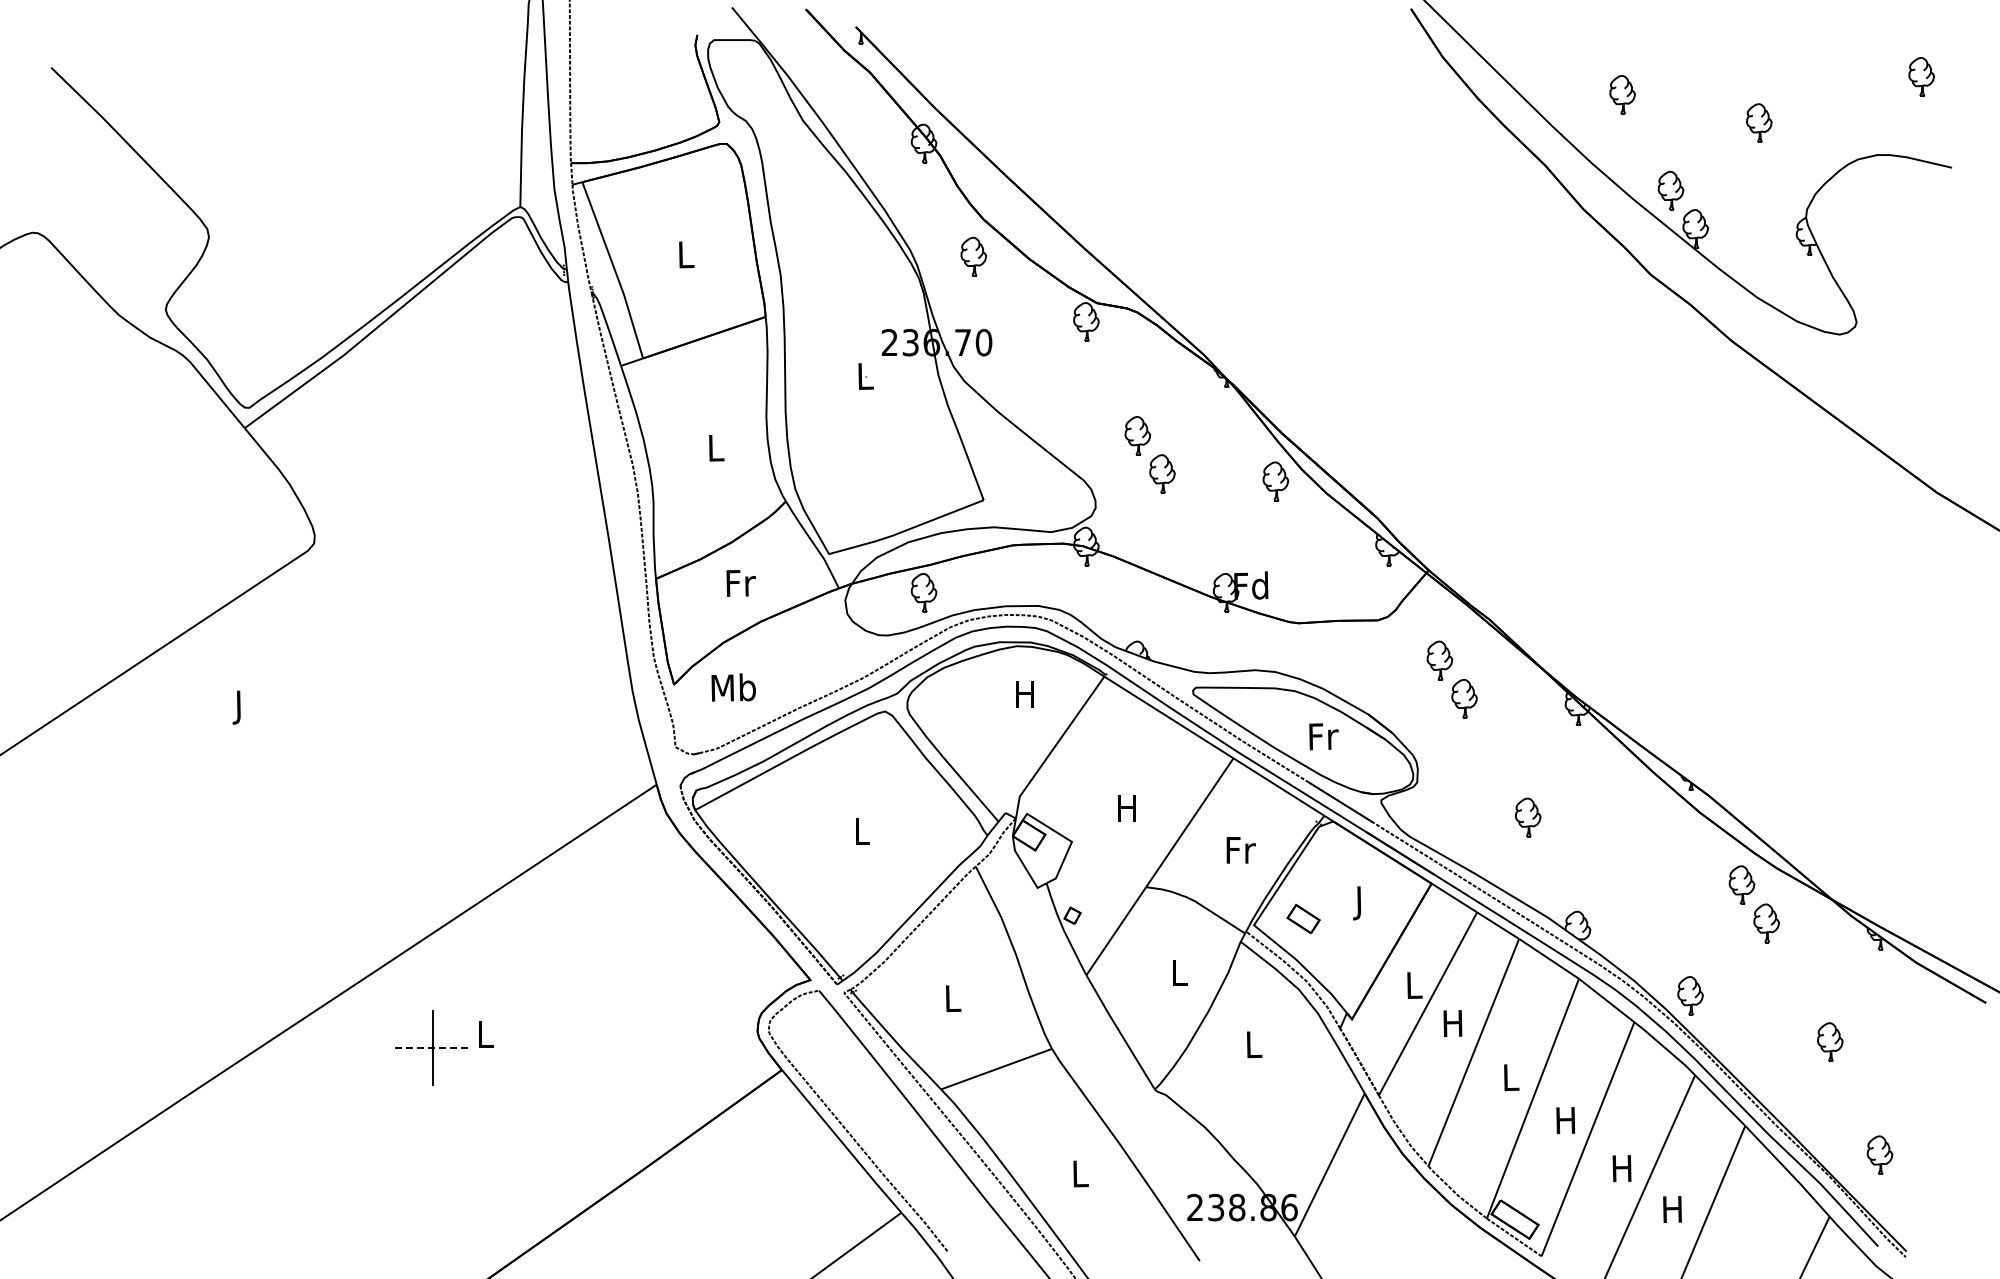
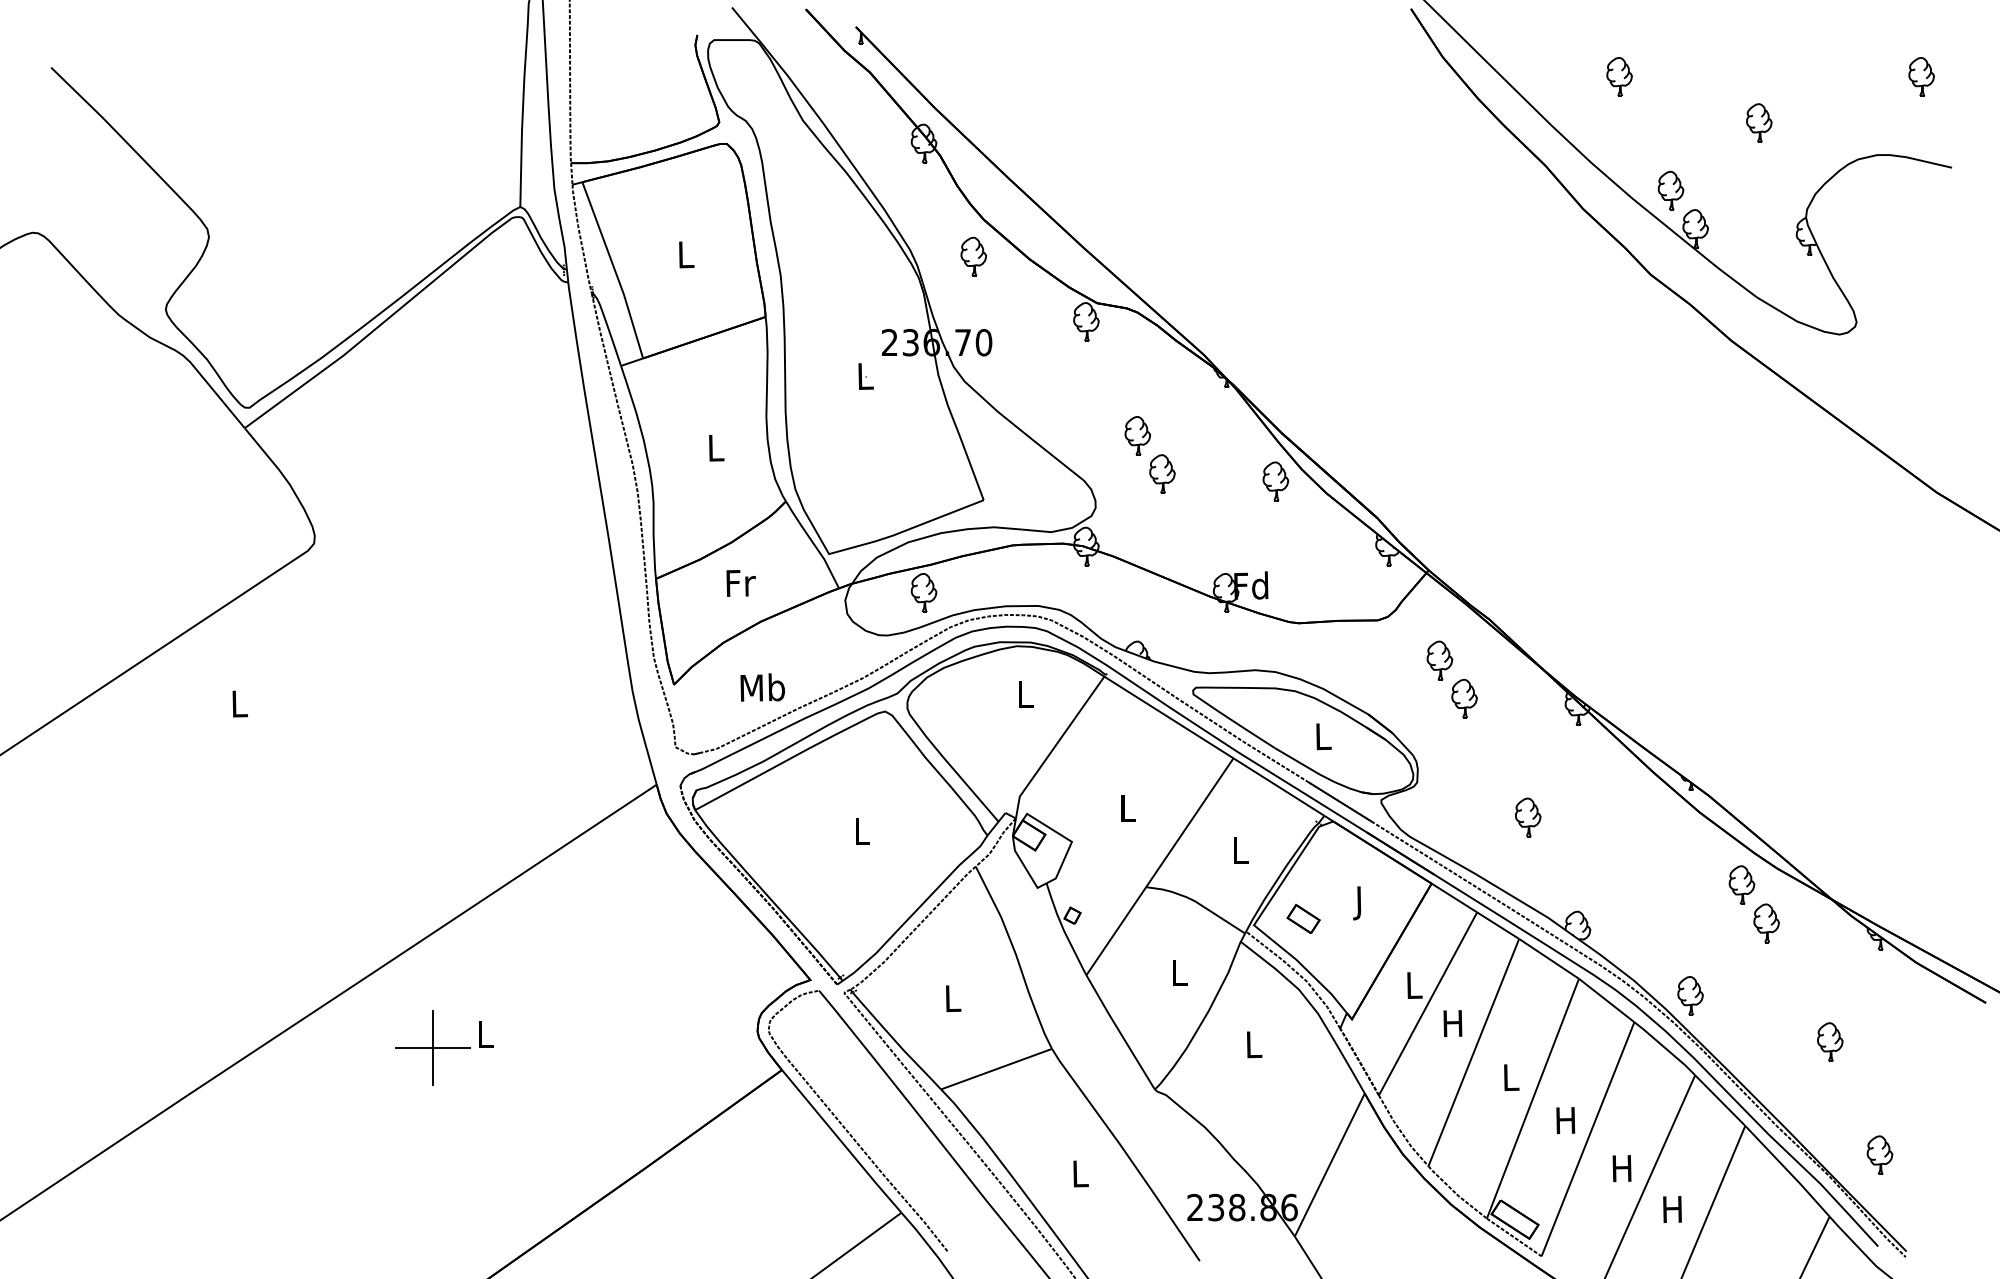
part position: (1622, 94) -> (1619, 76) (1619, 76)
text position: (733, 687) -> (762, 687) (762, 687)
text: H -> L (1024, 694)
text: J -> L (239, 707)
text: Fr -> L (1323, 736)
text: H -> L (1126, 808)
text: Fr -> L (1240, 850)
line: dashed -> solid (433, 1047)
